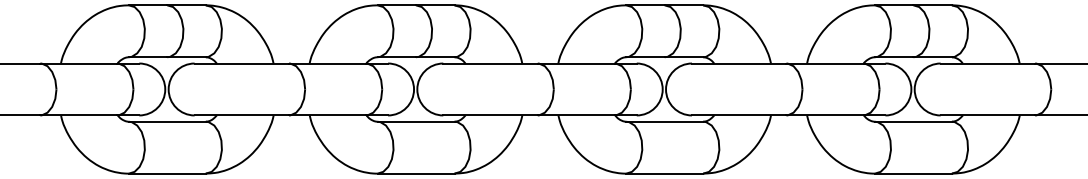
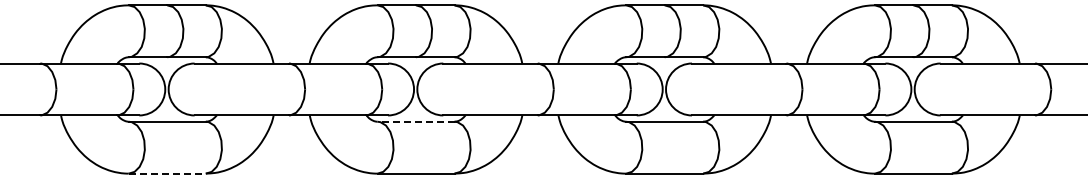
line: solid -> dashed (416, 121)
line: solid -> dashed (167, 173)
